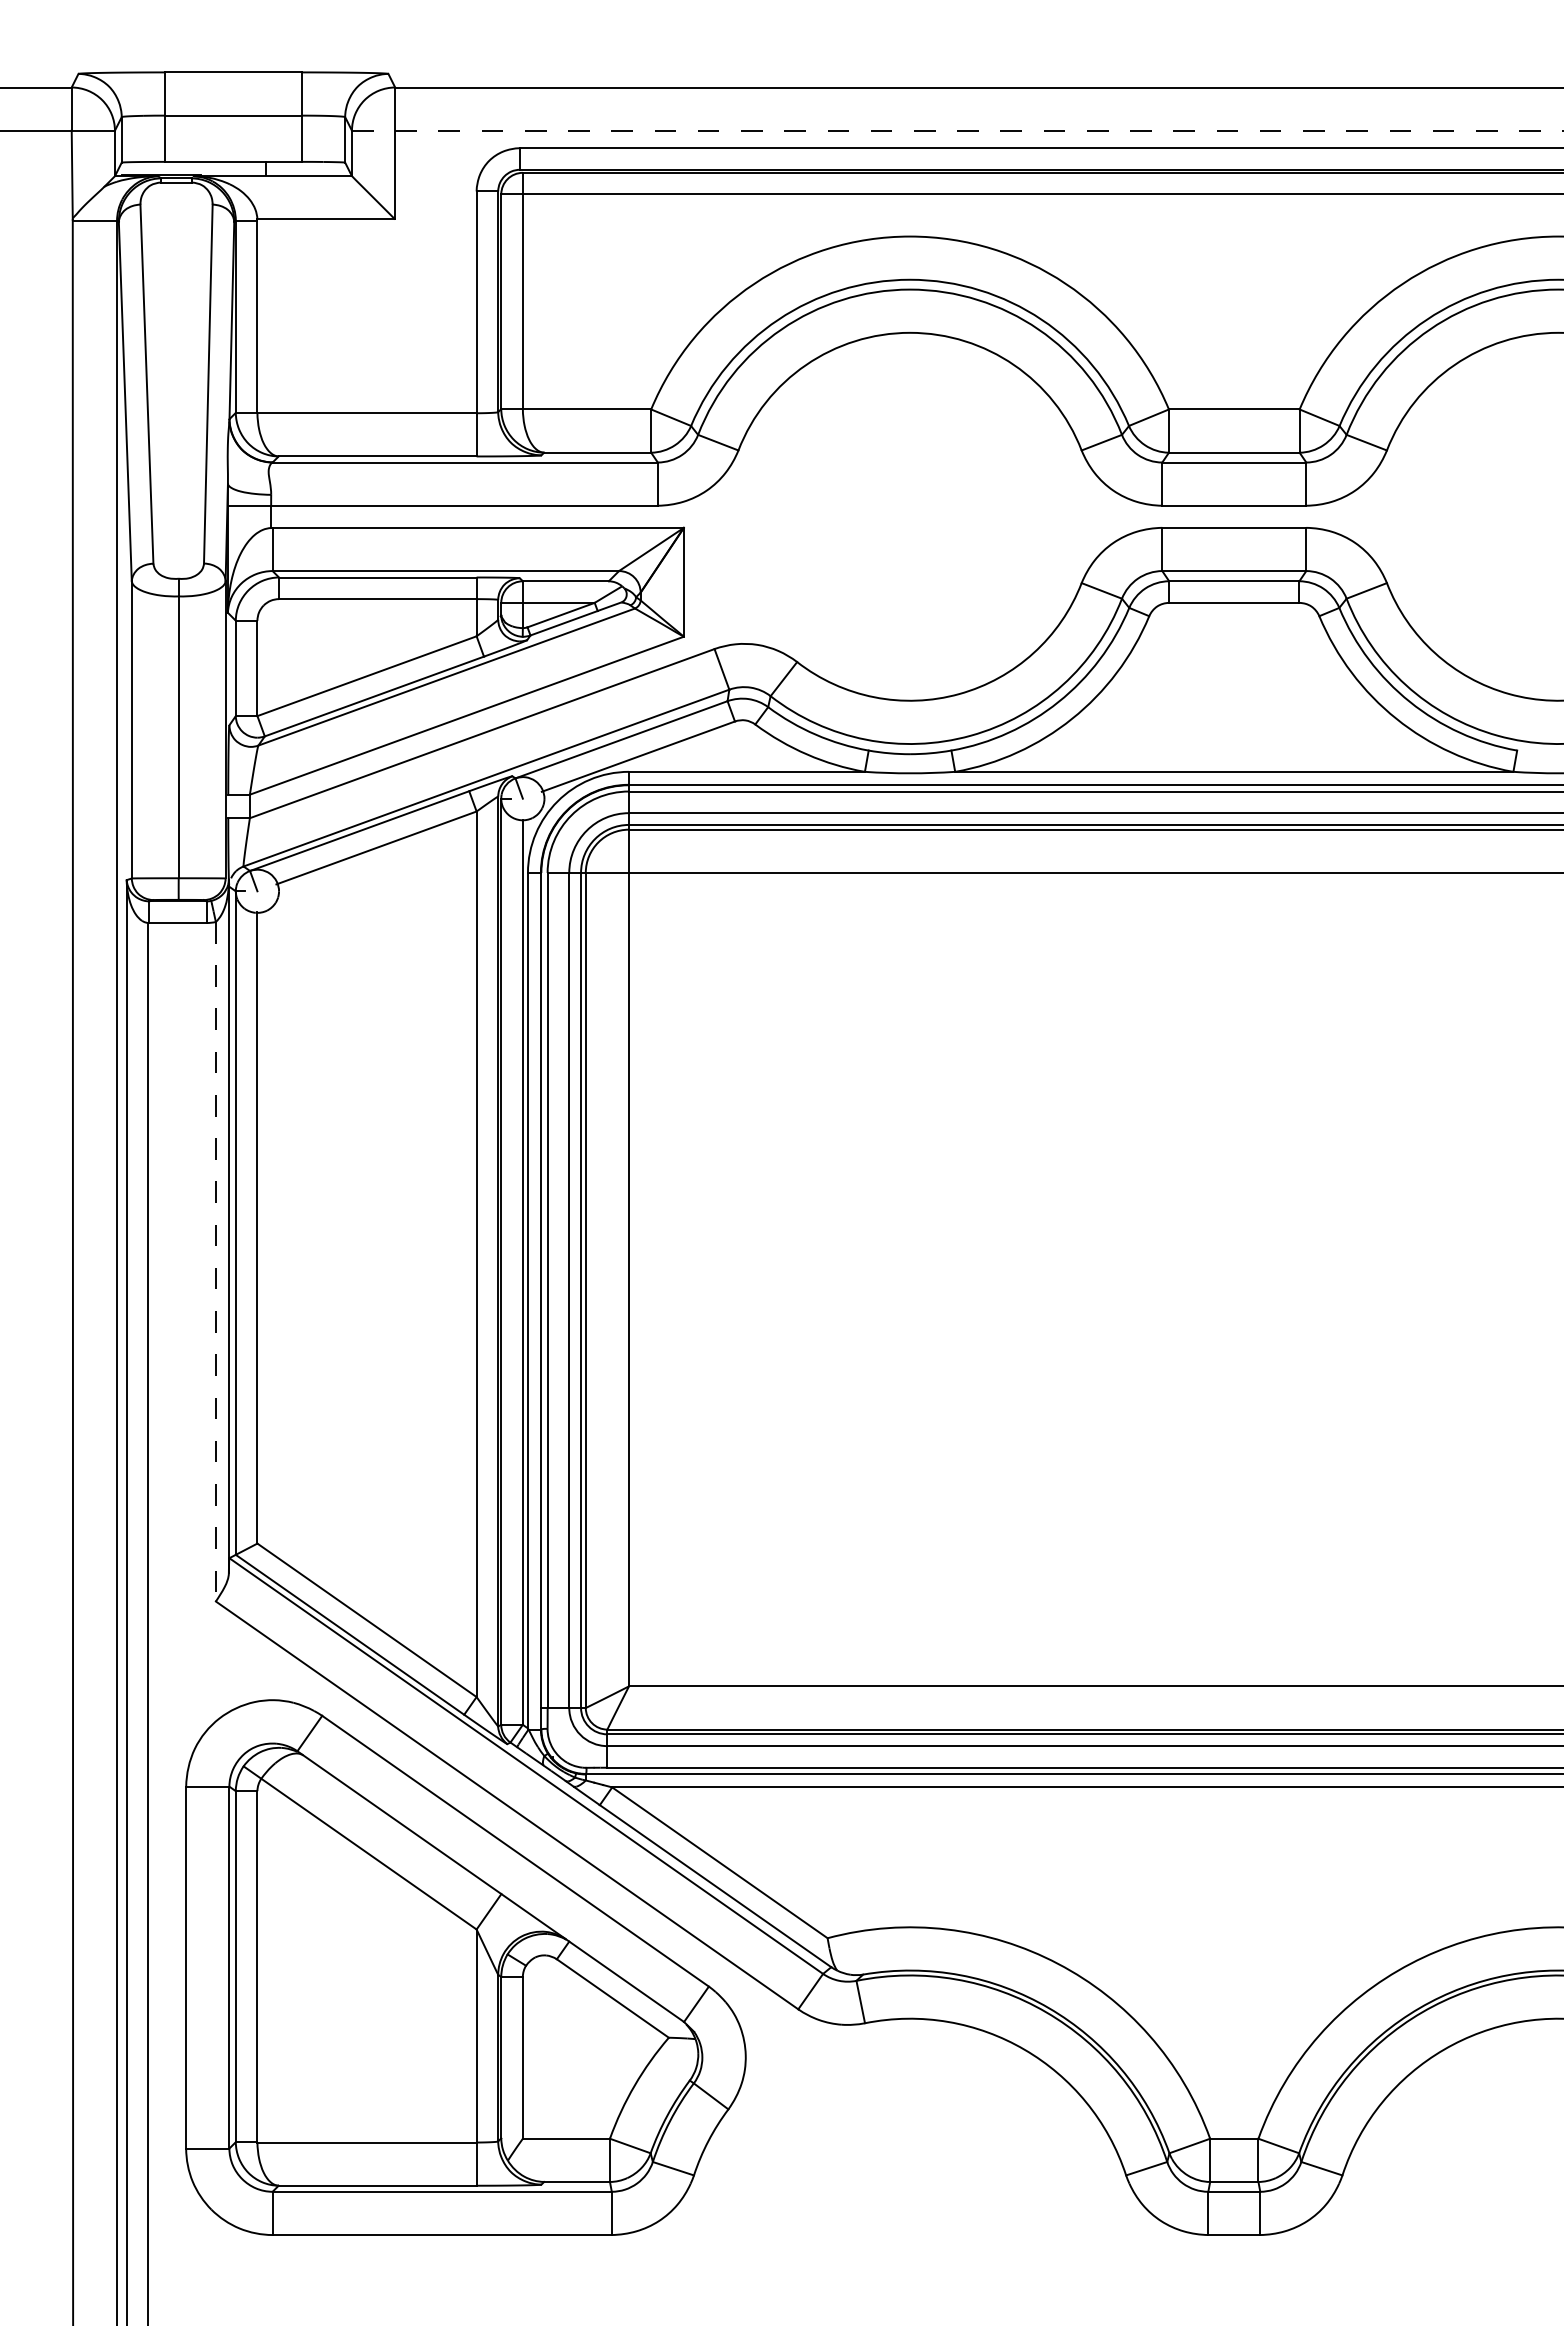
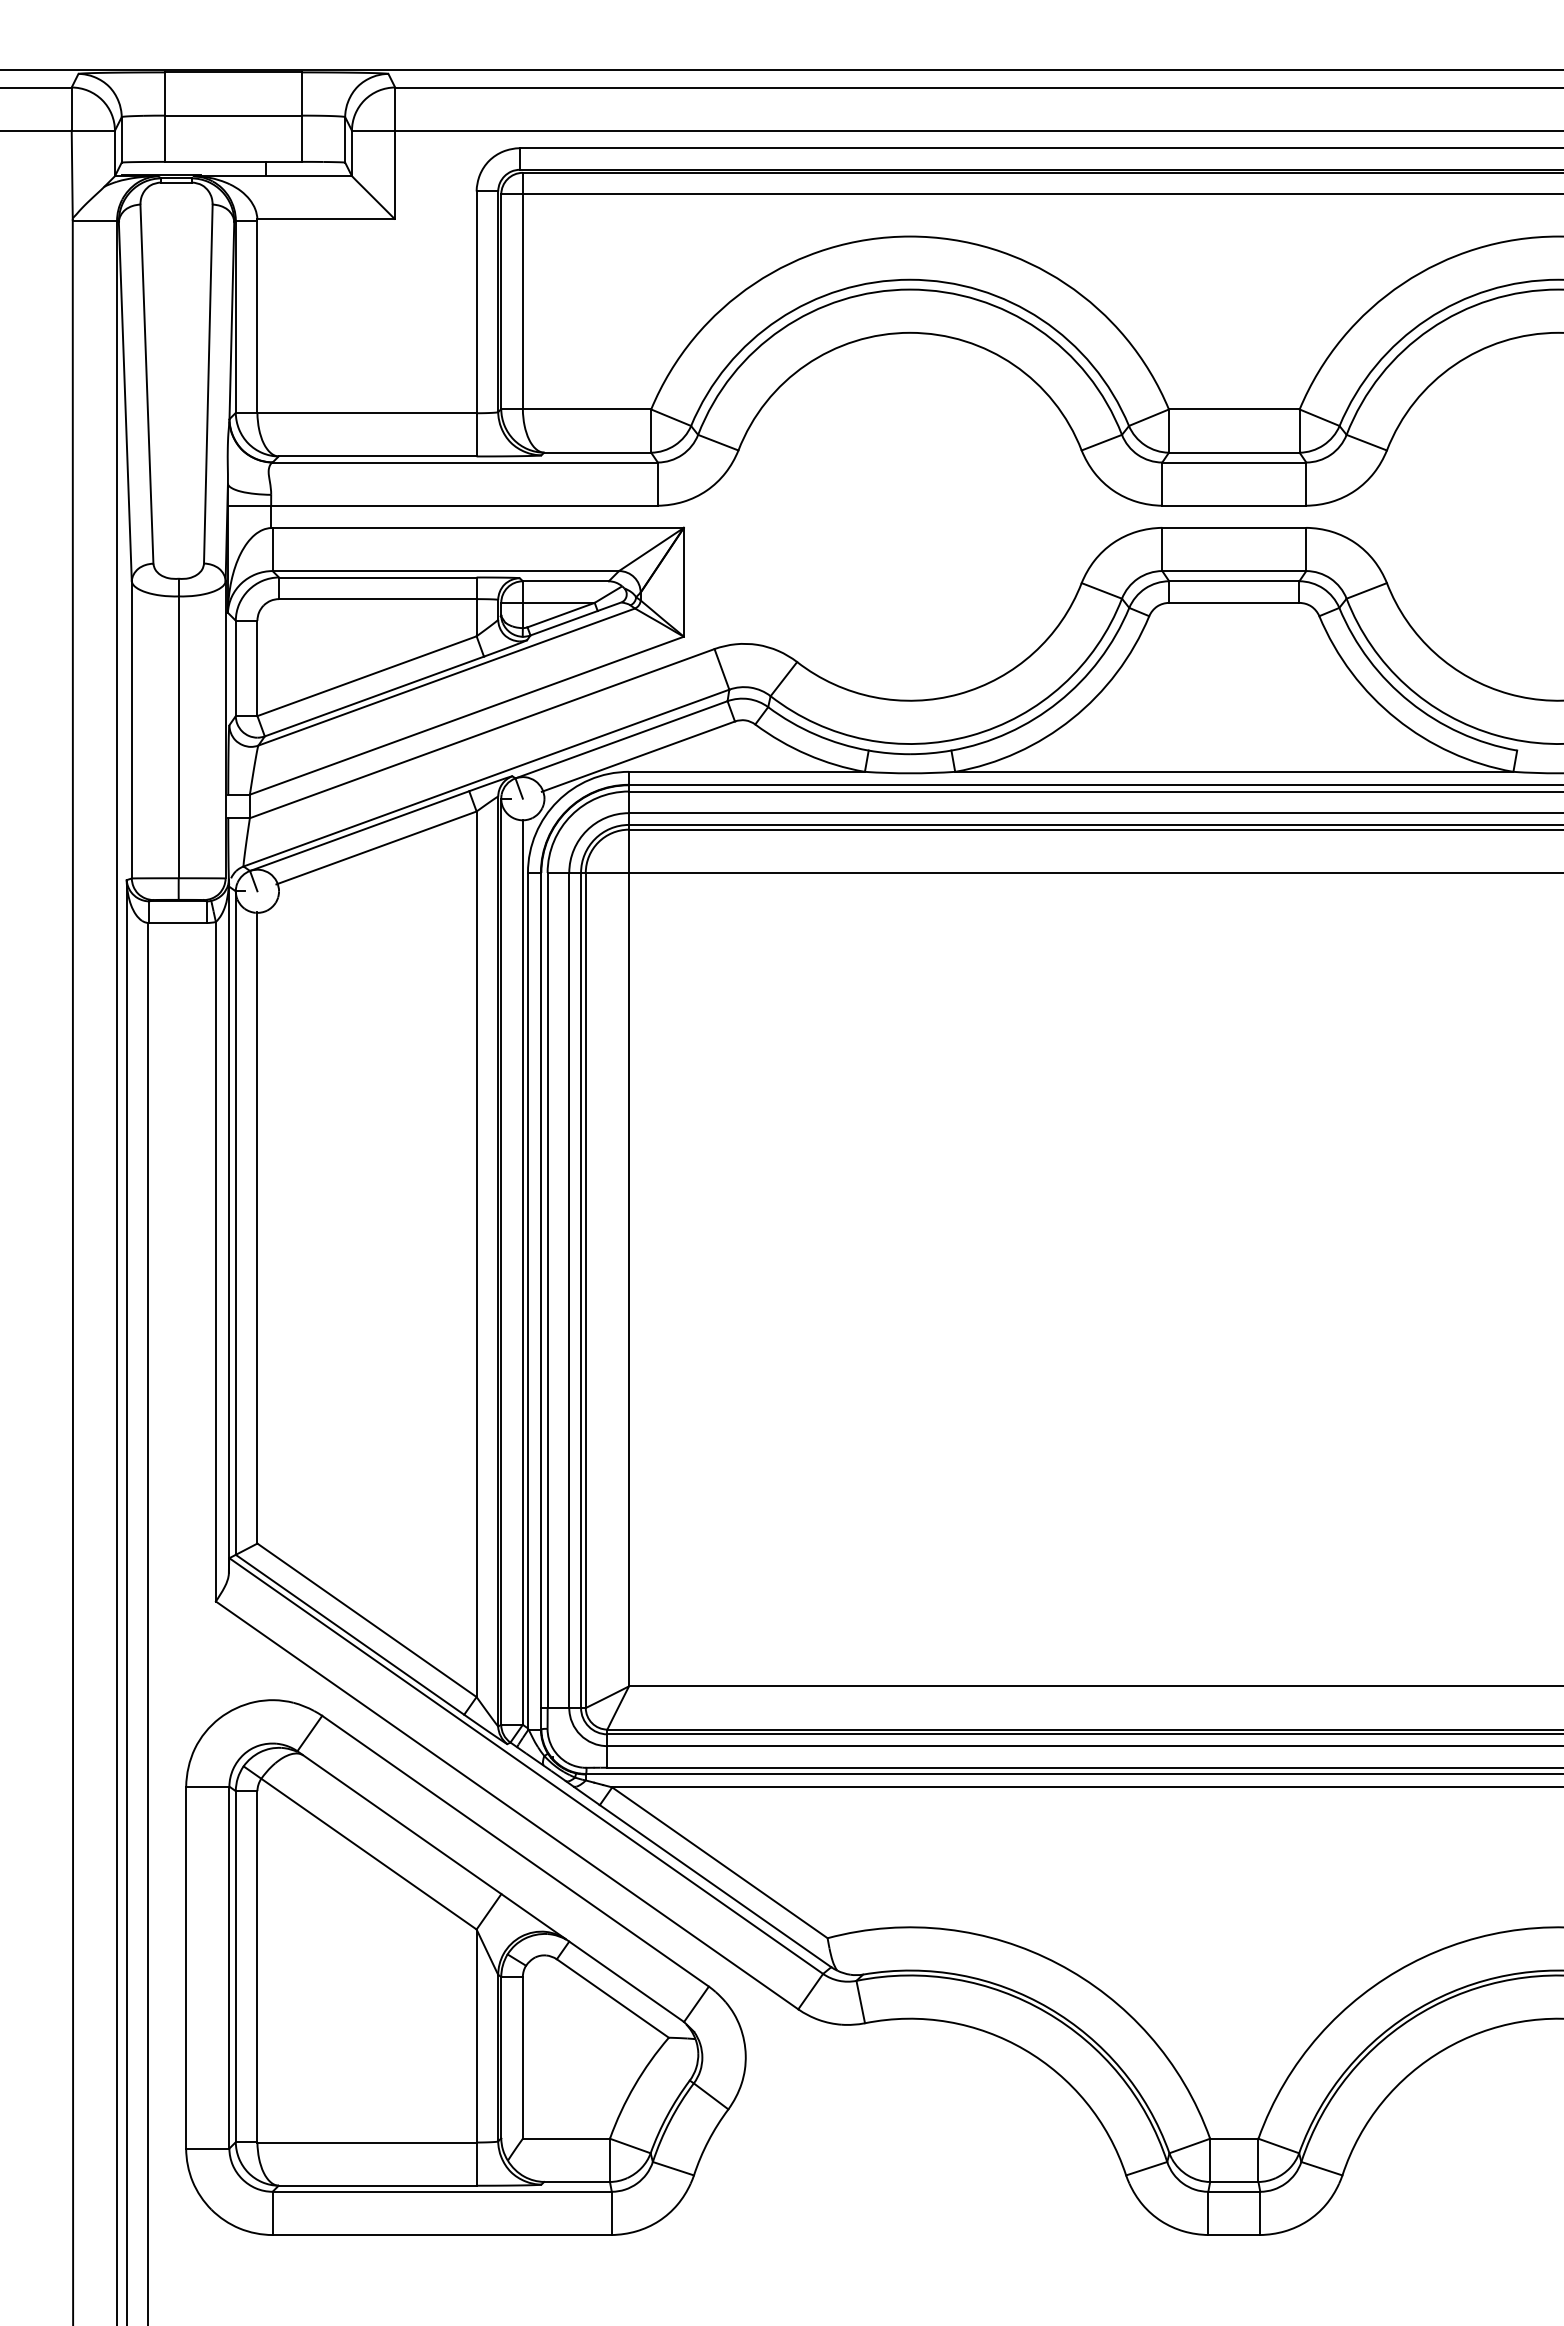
line: none -> present (781, 69)
line: dashed -> solid (957, 130)
line: dashed -> solid (215, 1261)
